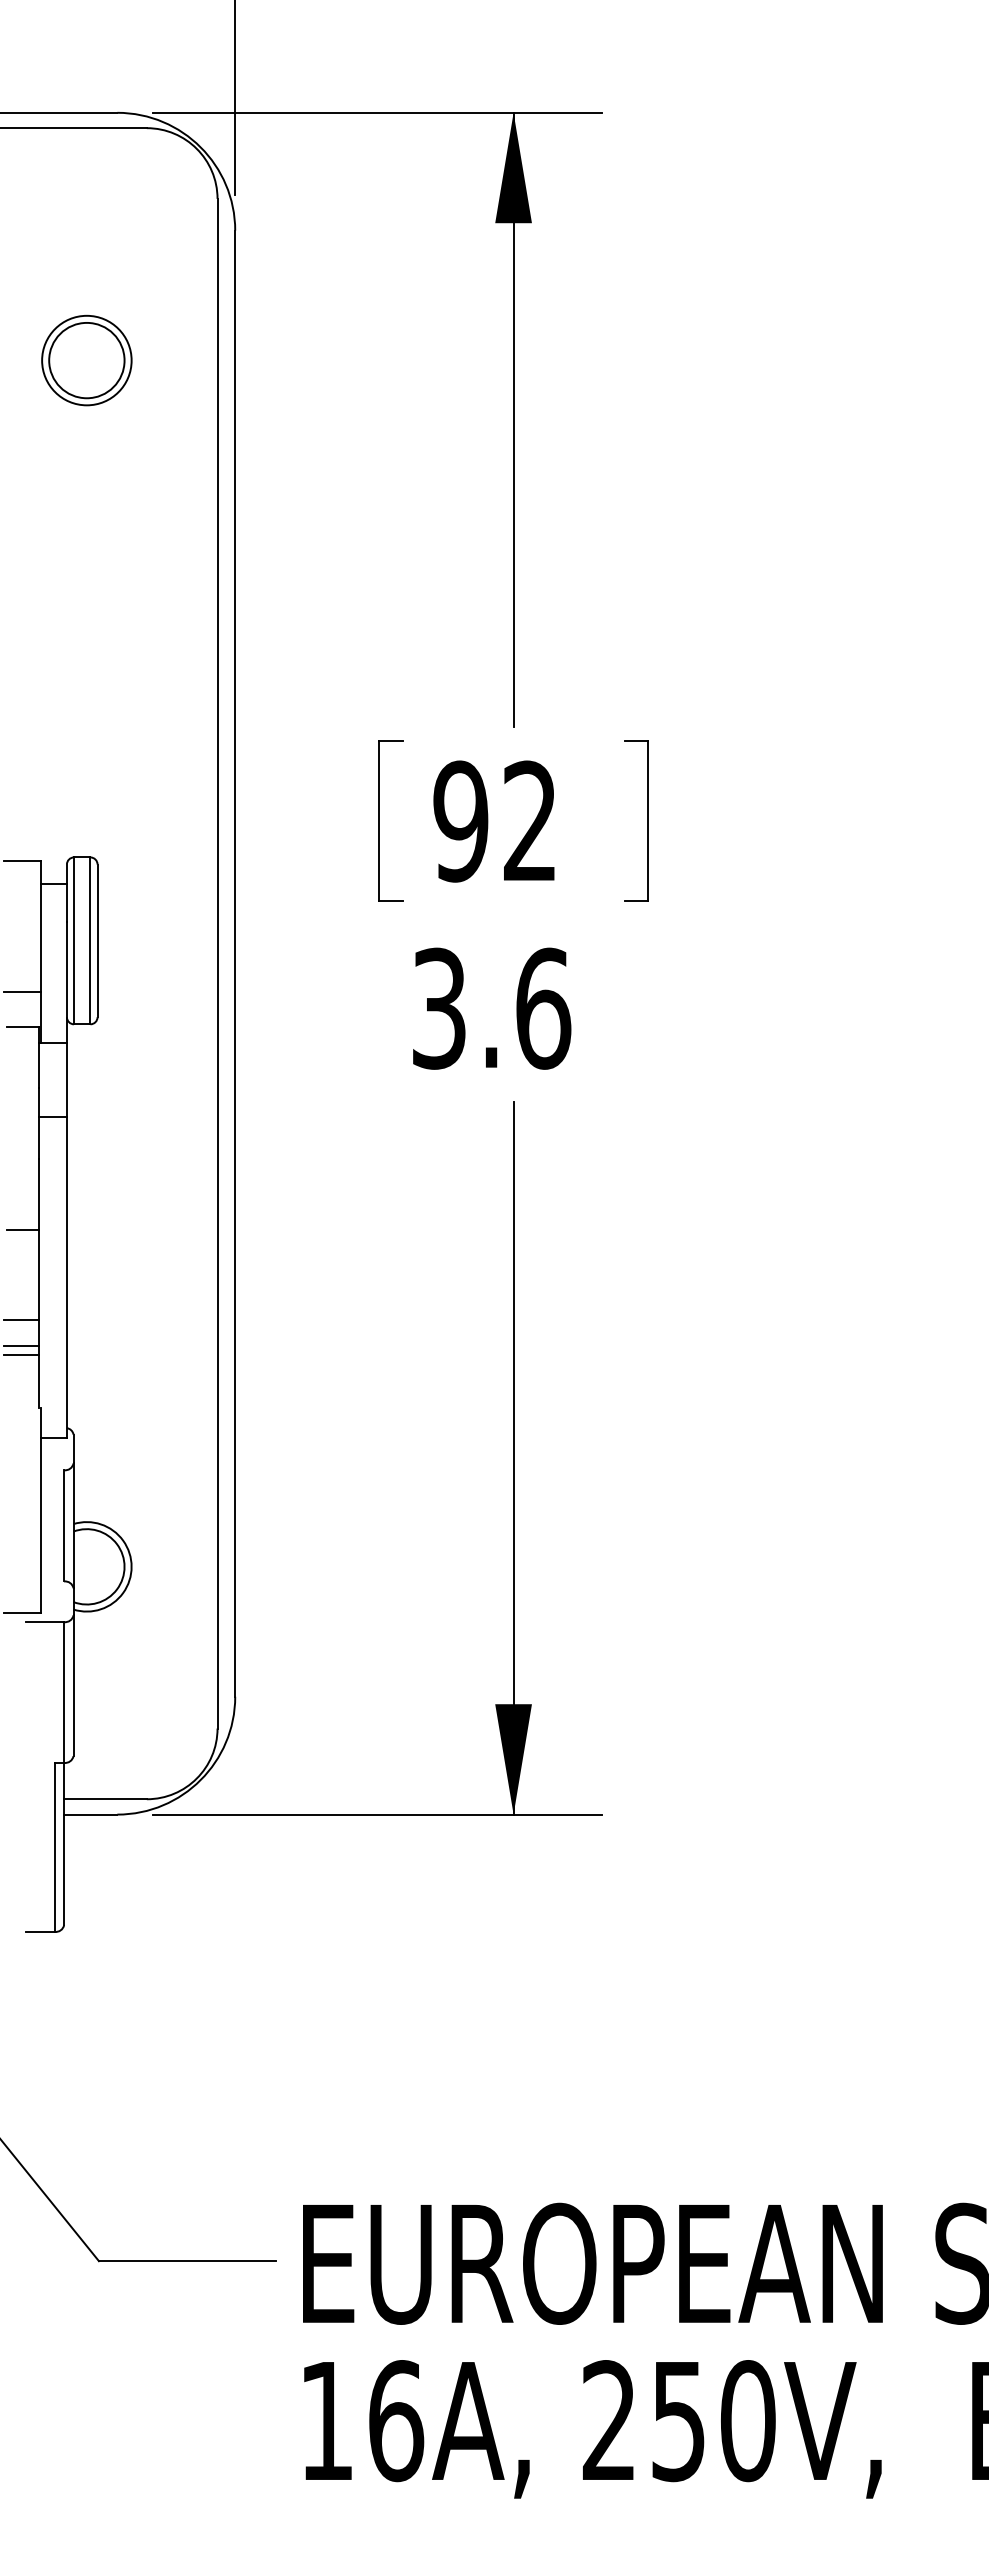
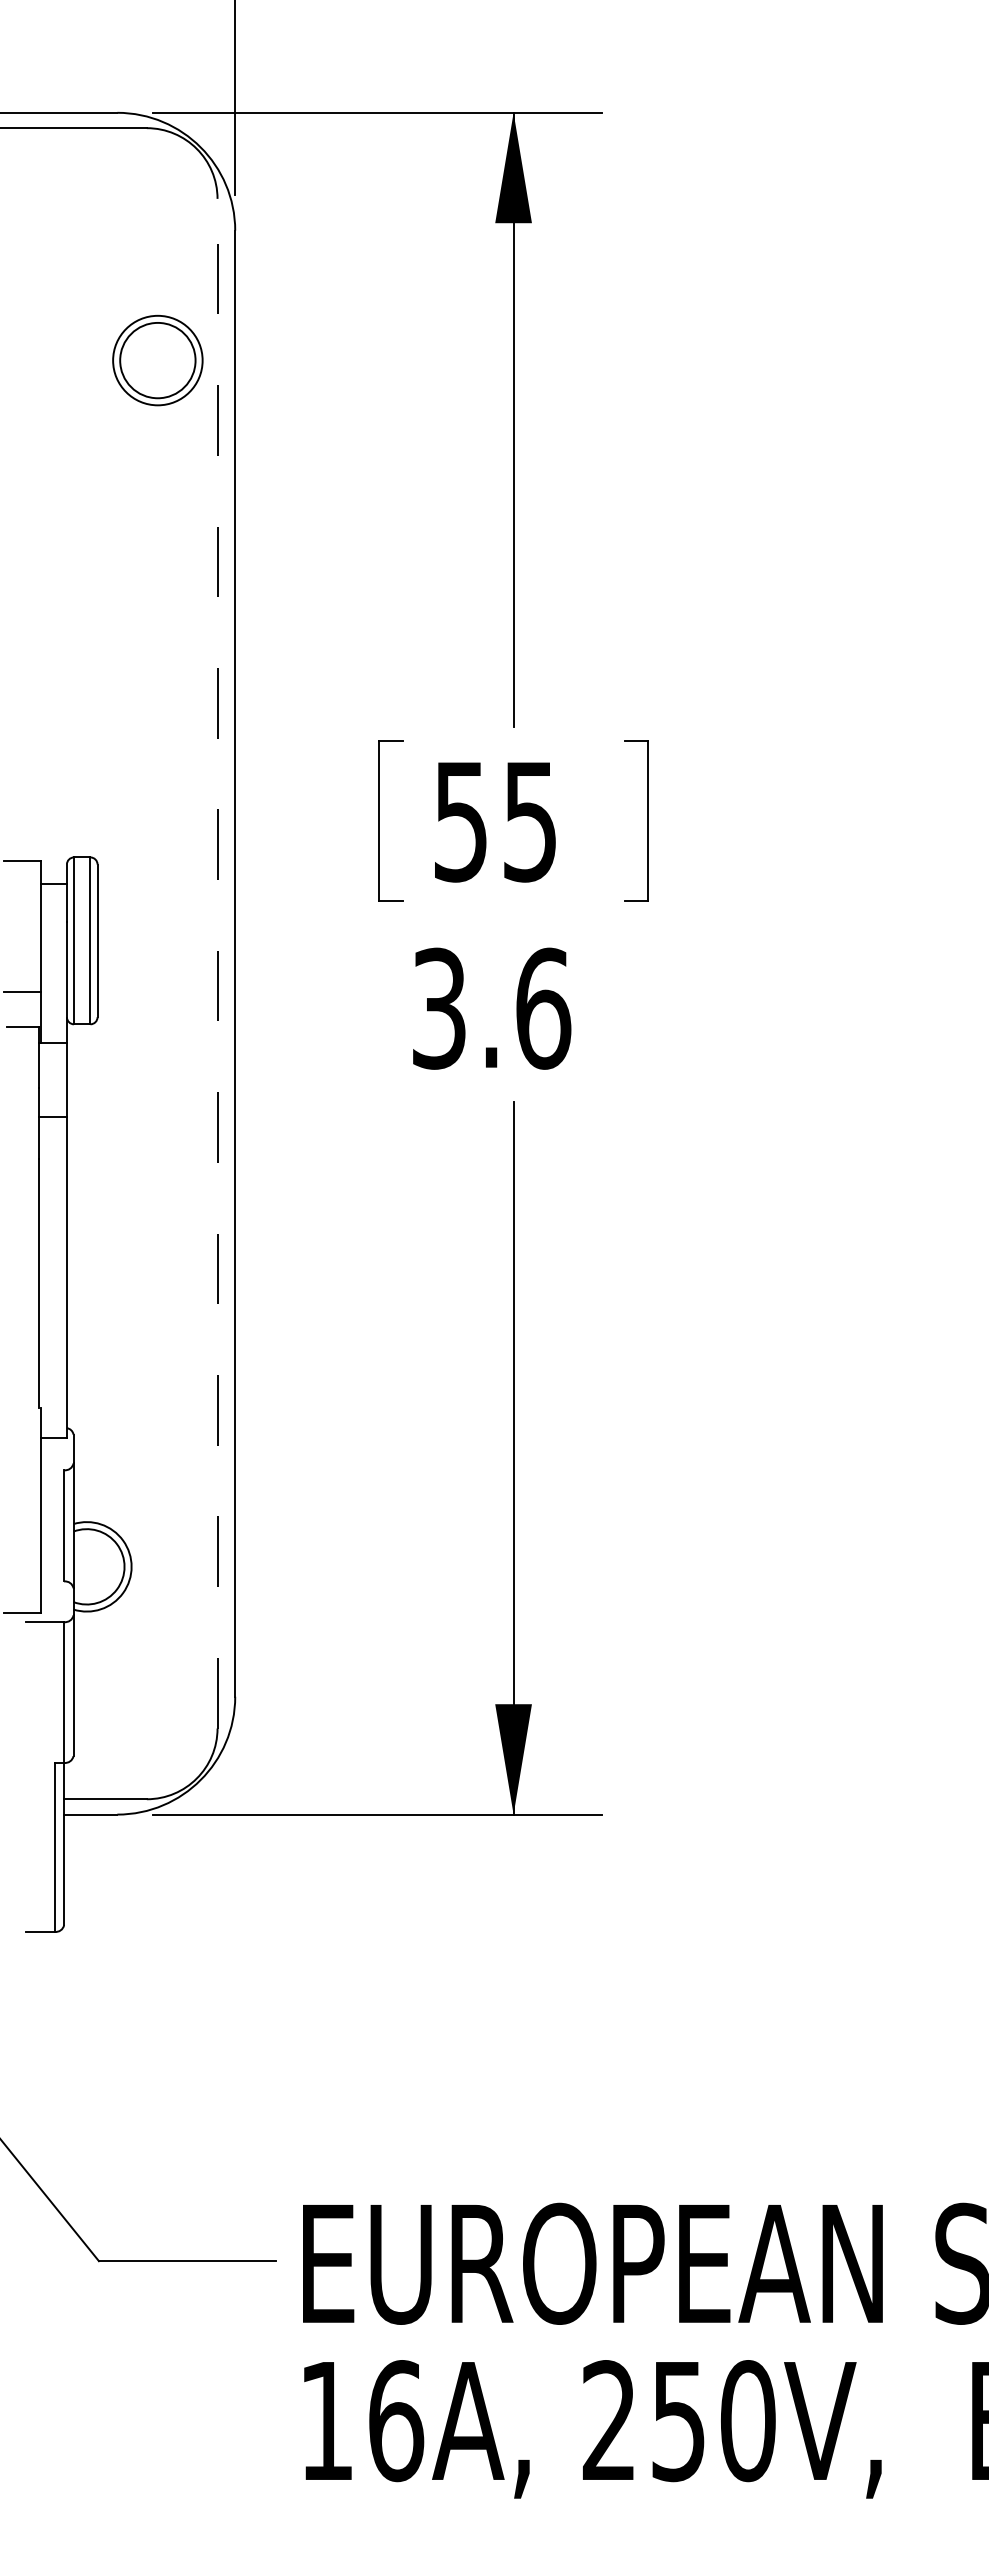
part position: (86, 360) -> (157, 360) (157, 360)
text: 92 -> 55 (494, 821)
line: solid -> dashed (217, 963)
line: present -> none (22, 1230)
line: present -> none (21, 1320)
line: present -> none (21, 1345)
line: present -> none (21, 1355)
